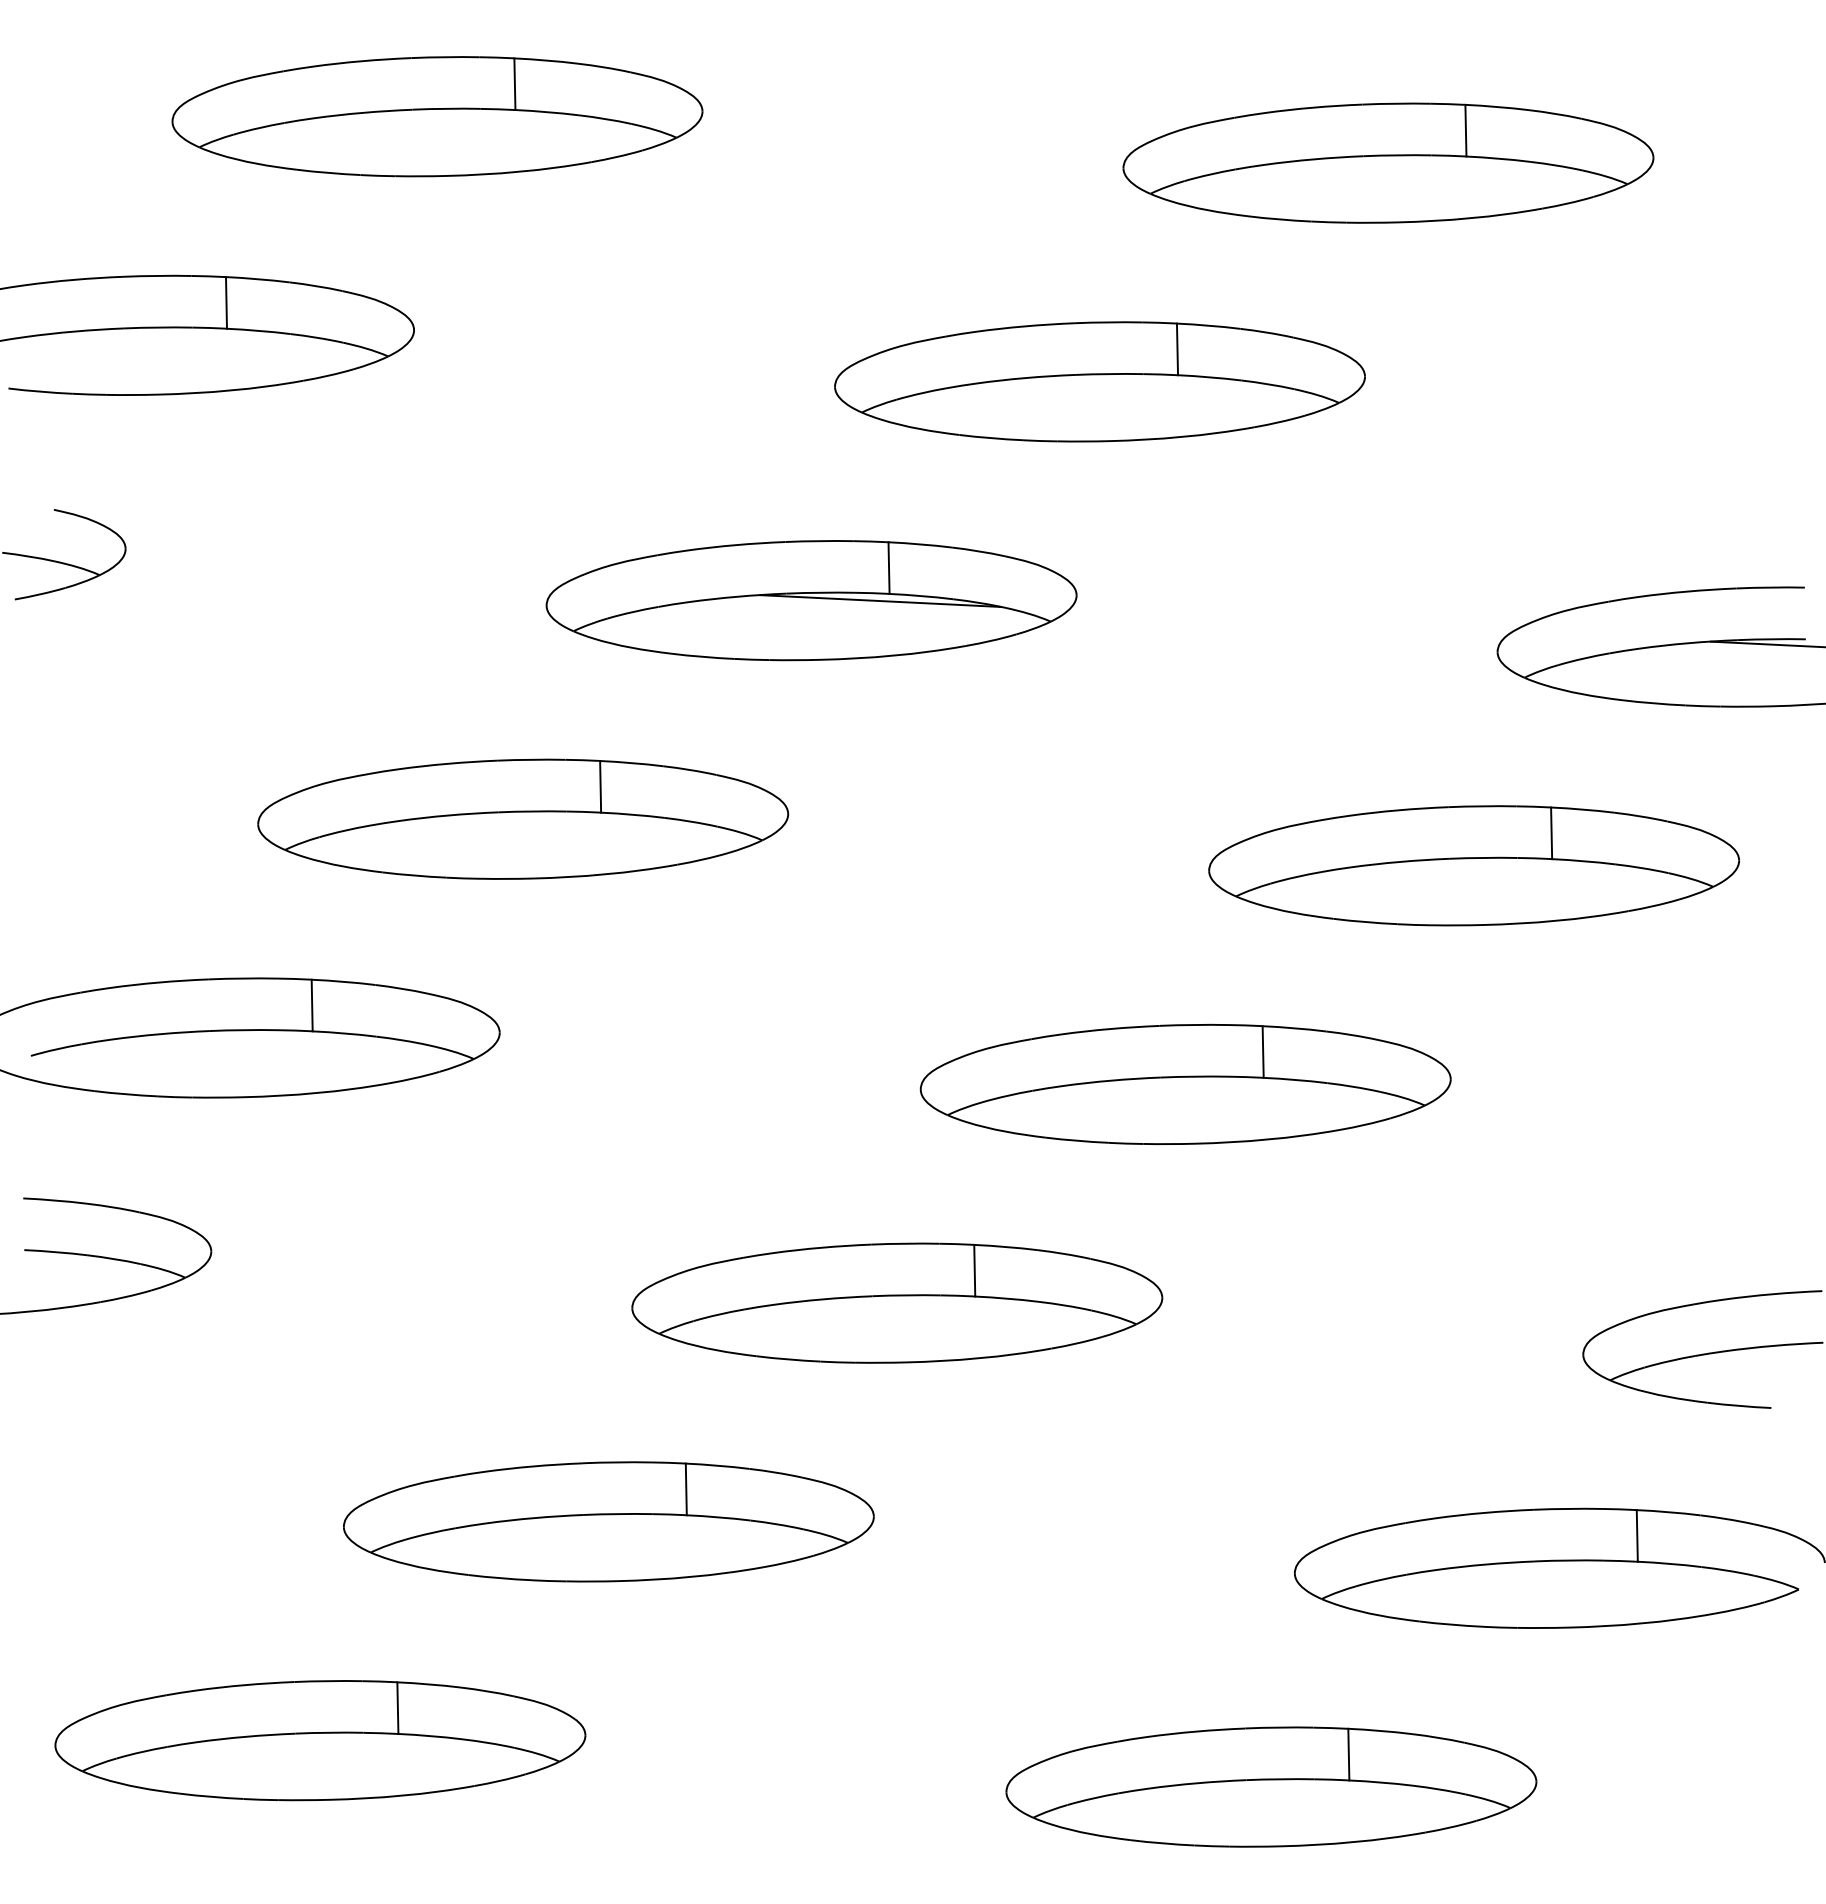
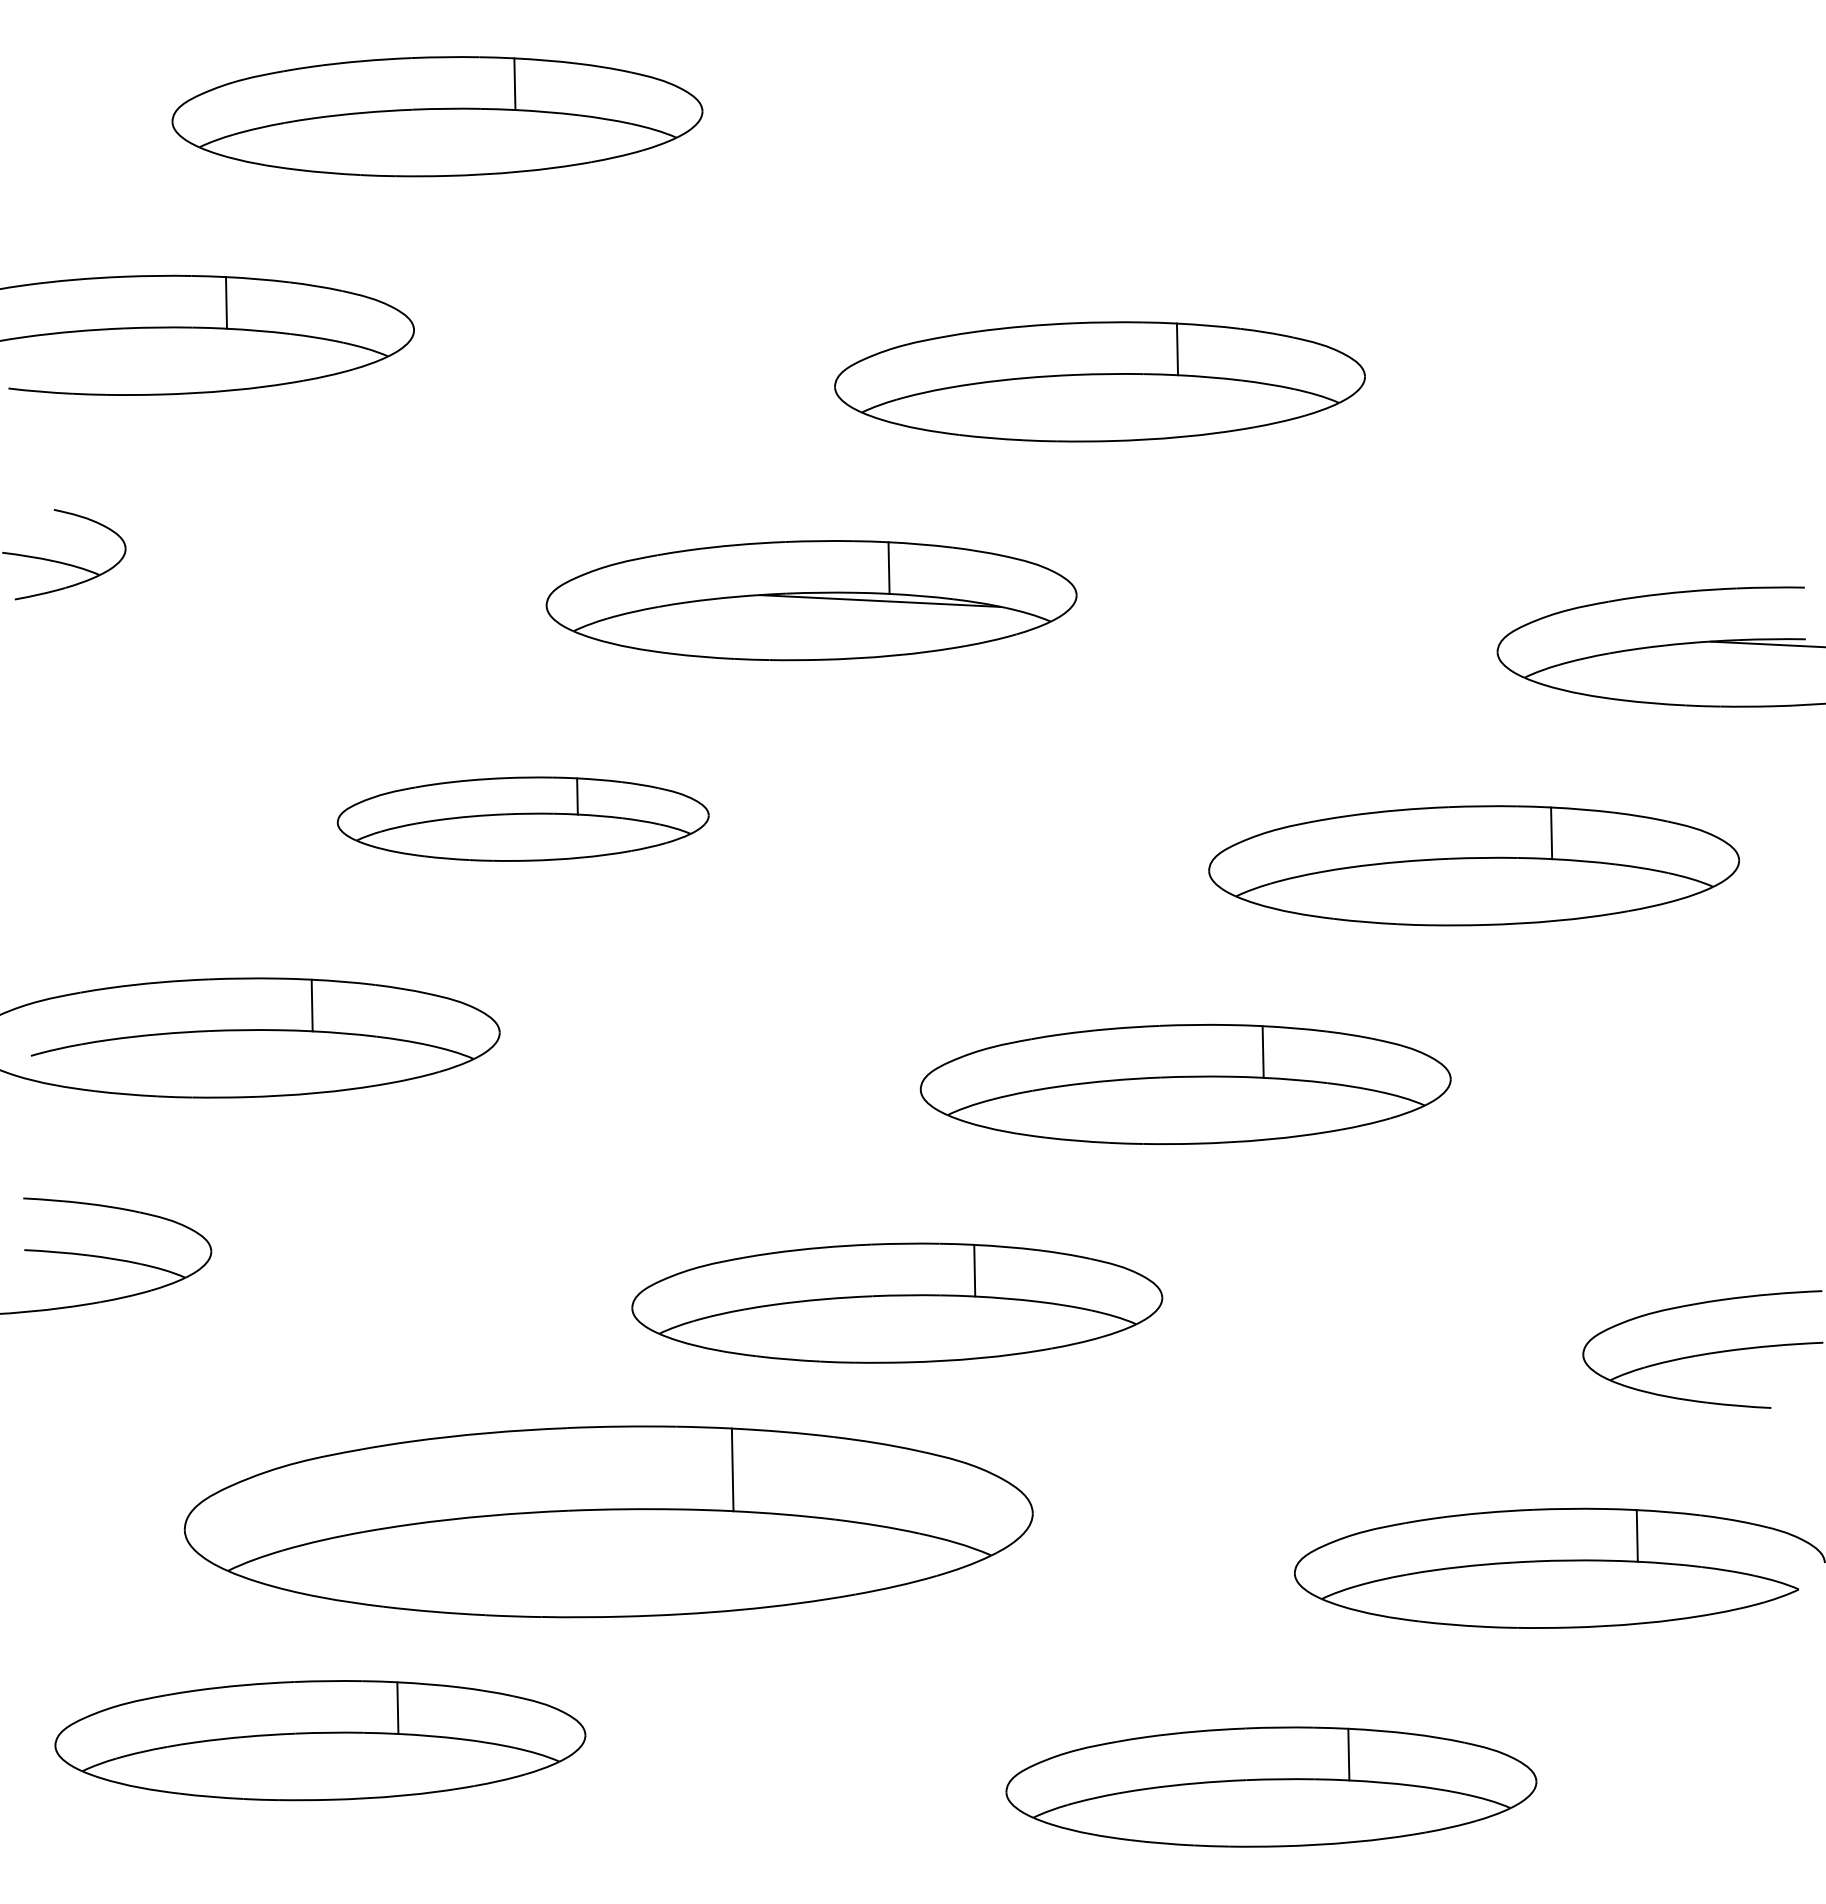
part: present -> none (1388, 162)
part size: 533x122 px -> 374x86 px (522, 818)
part size: 532x122 px -> 851x194 px (608, 1521)
